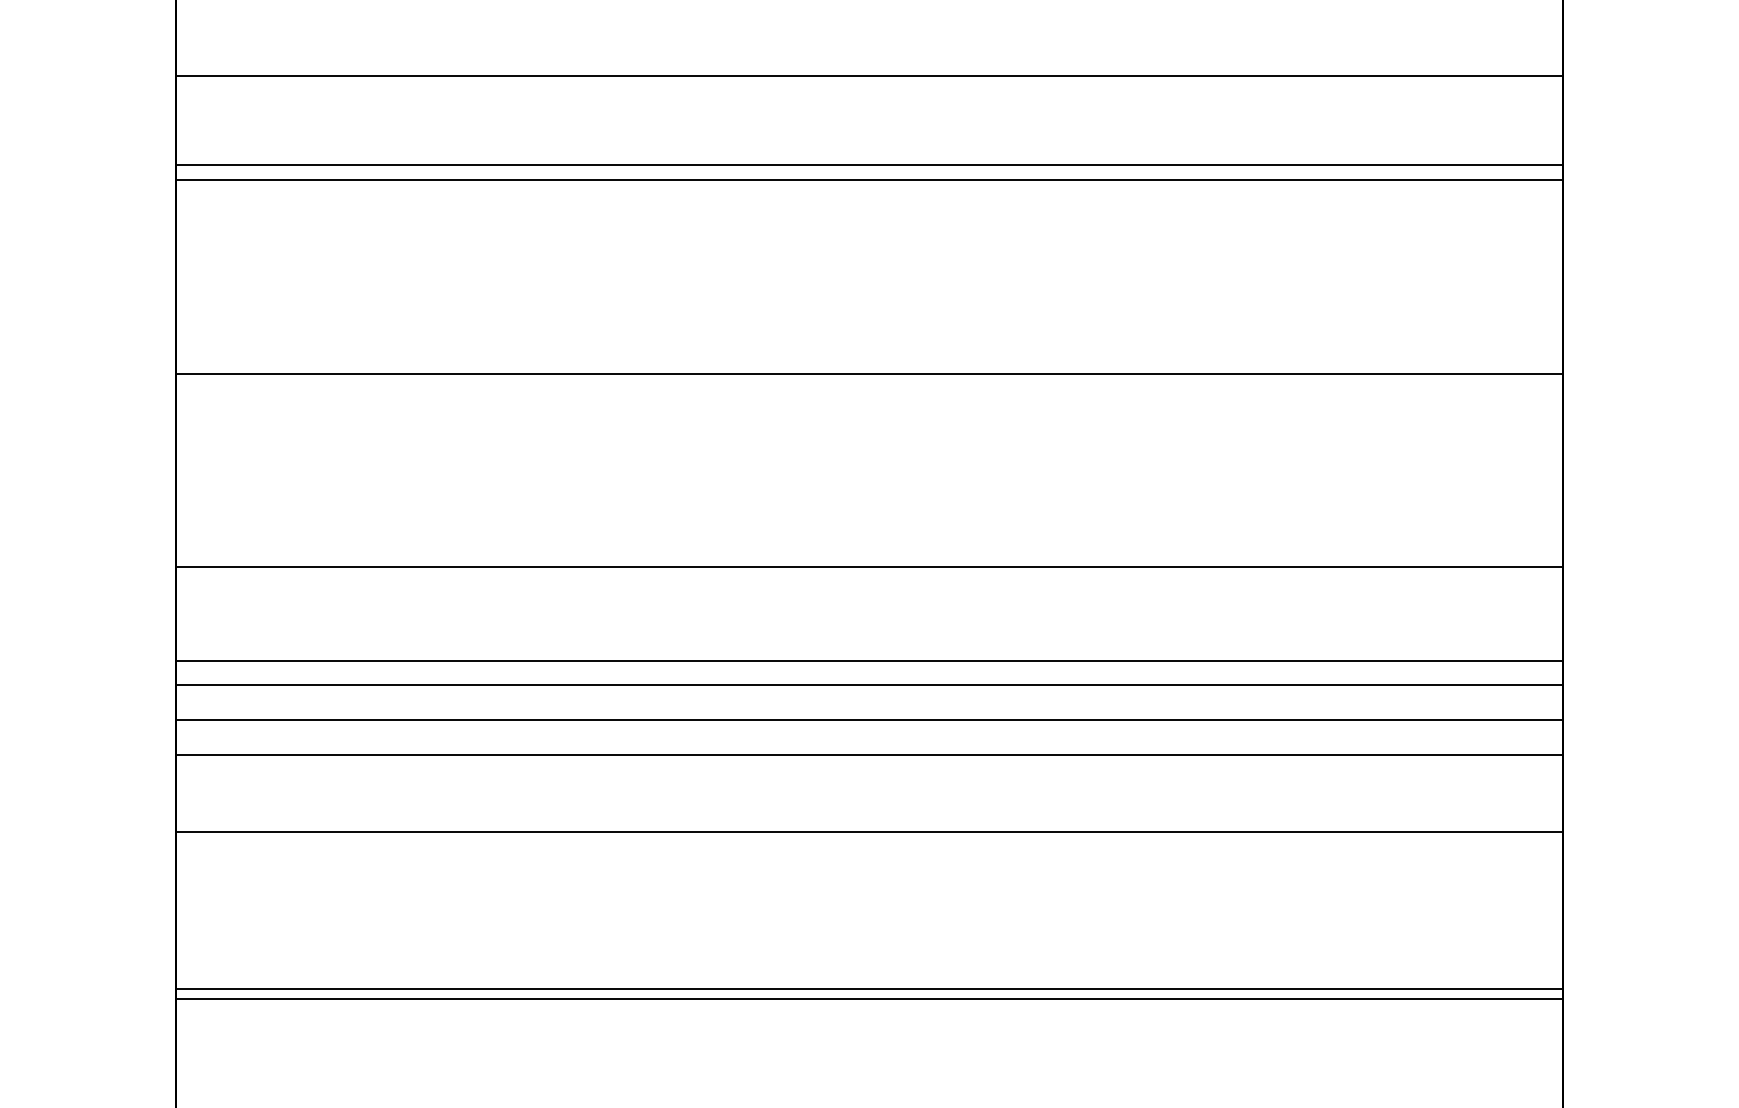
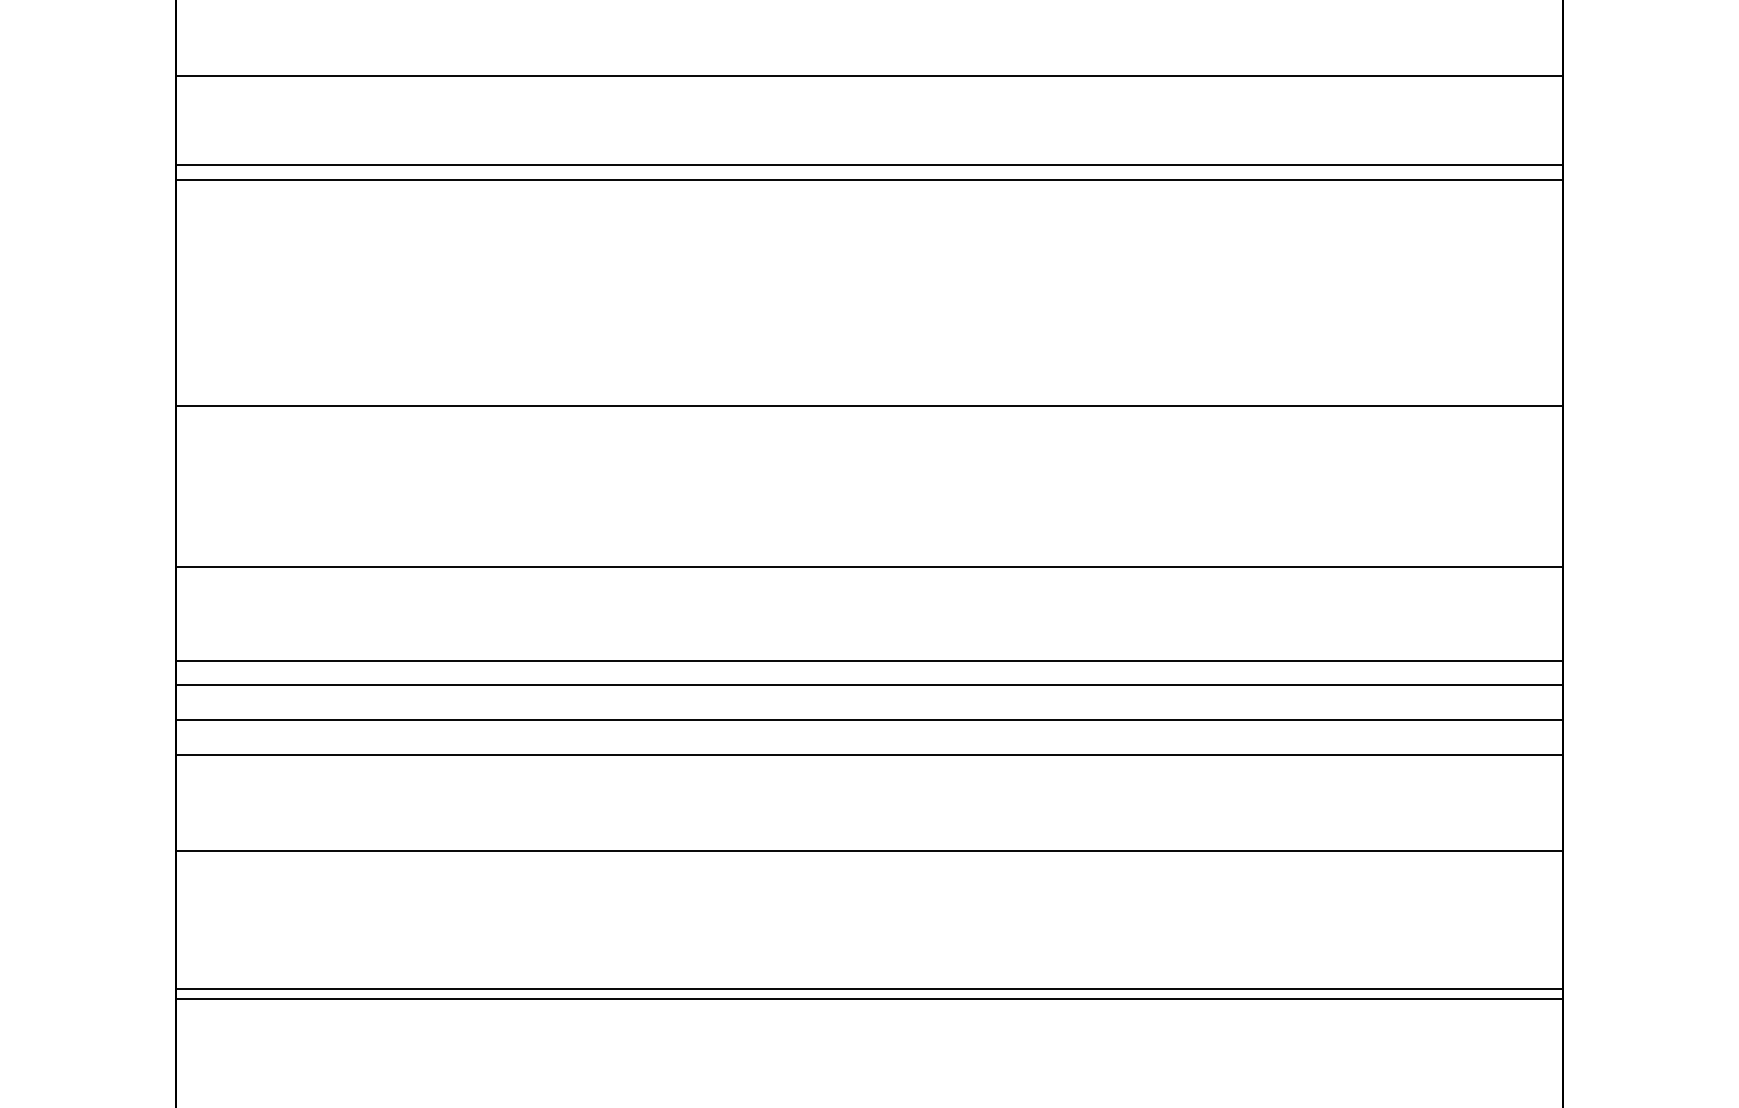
line position: (869, 373) -> (869, 405) (869, 405)
line position: (869, 831) -> (869, 850) (869, 850)
